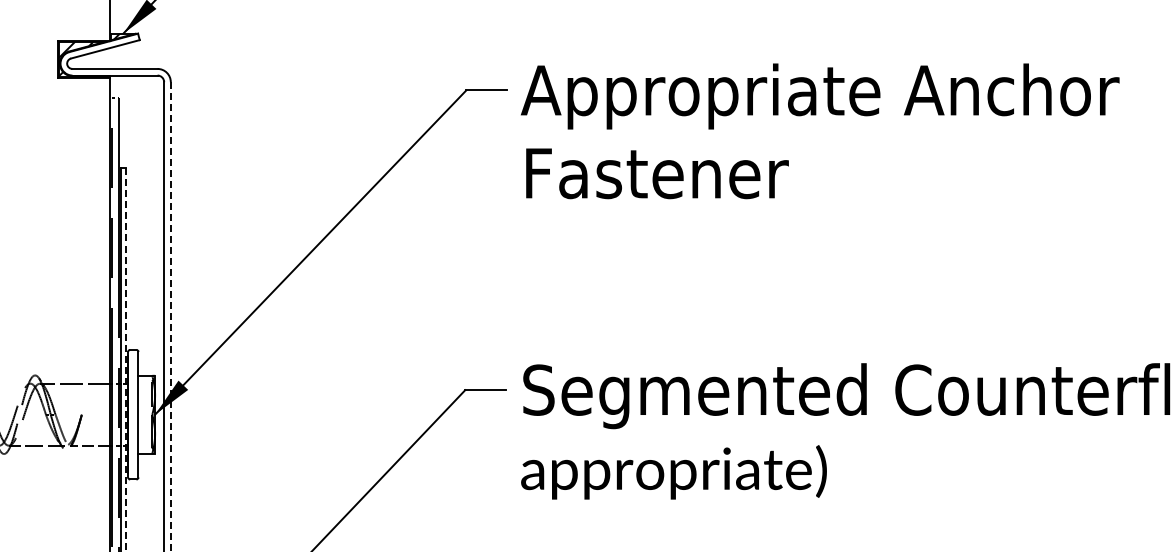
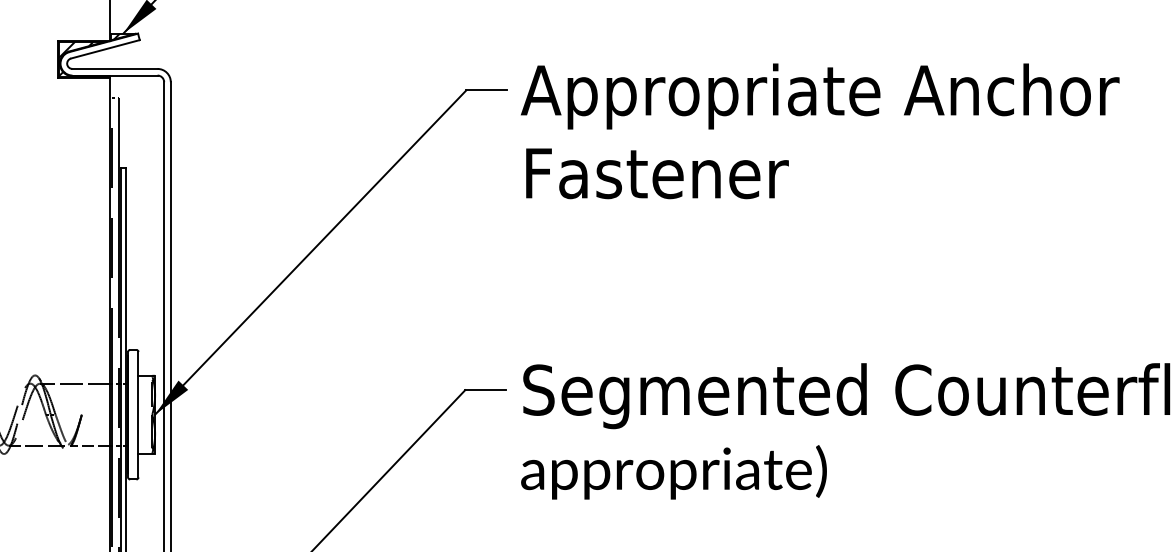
line: dashed -> solid (170, 316)
line: dashed -> solid (126, 360)
